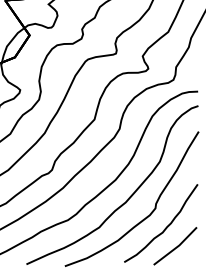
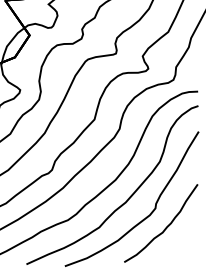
line: present -> none (176, 246)
